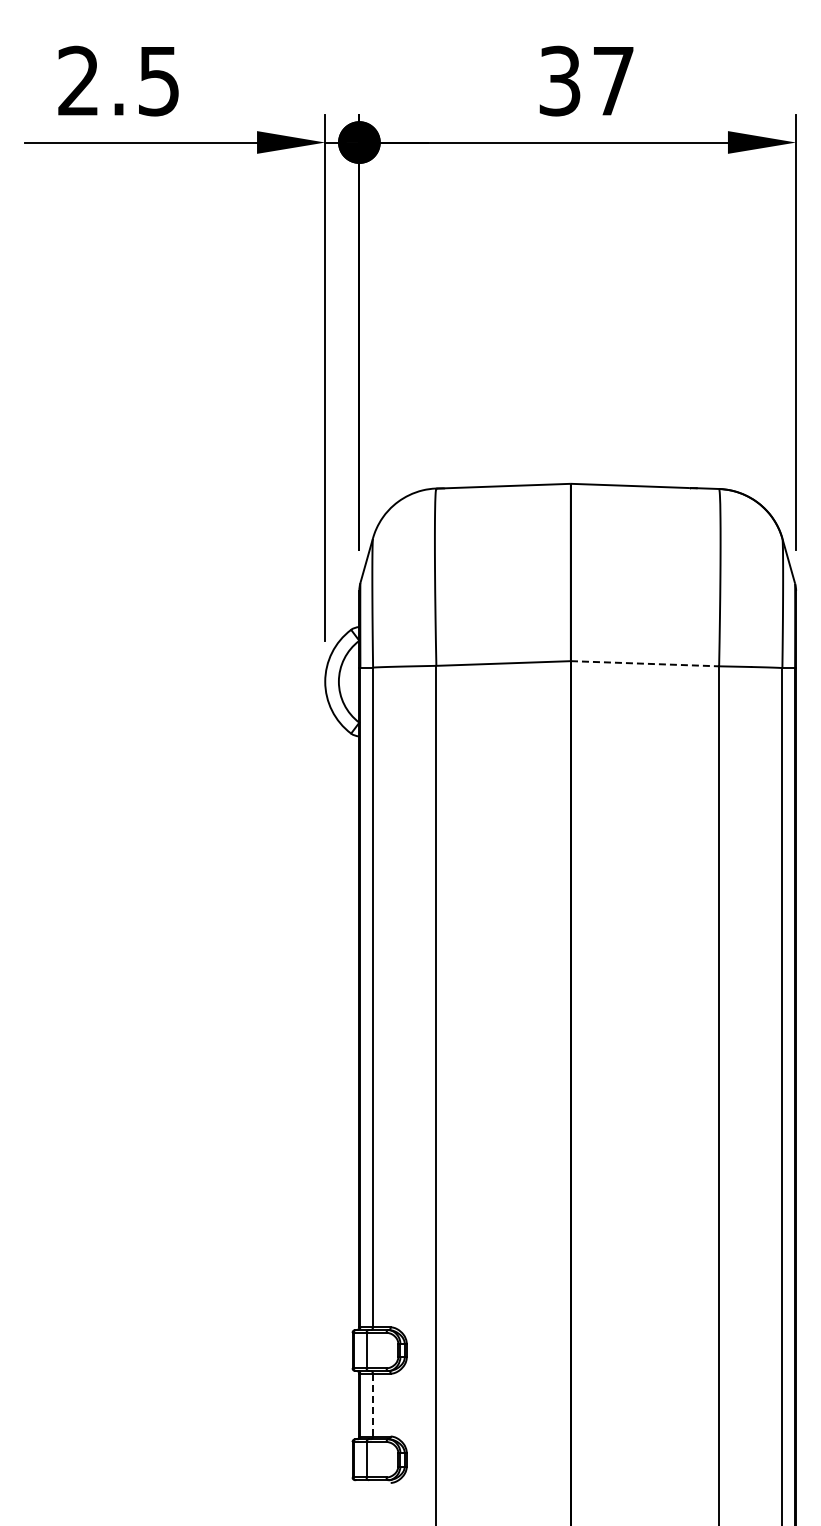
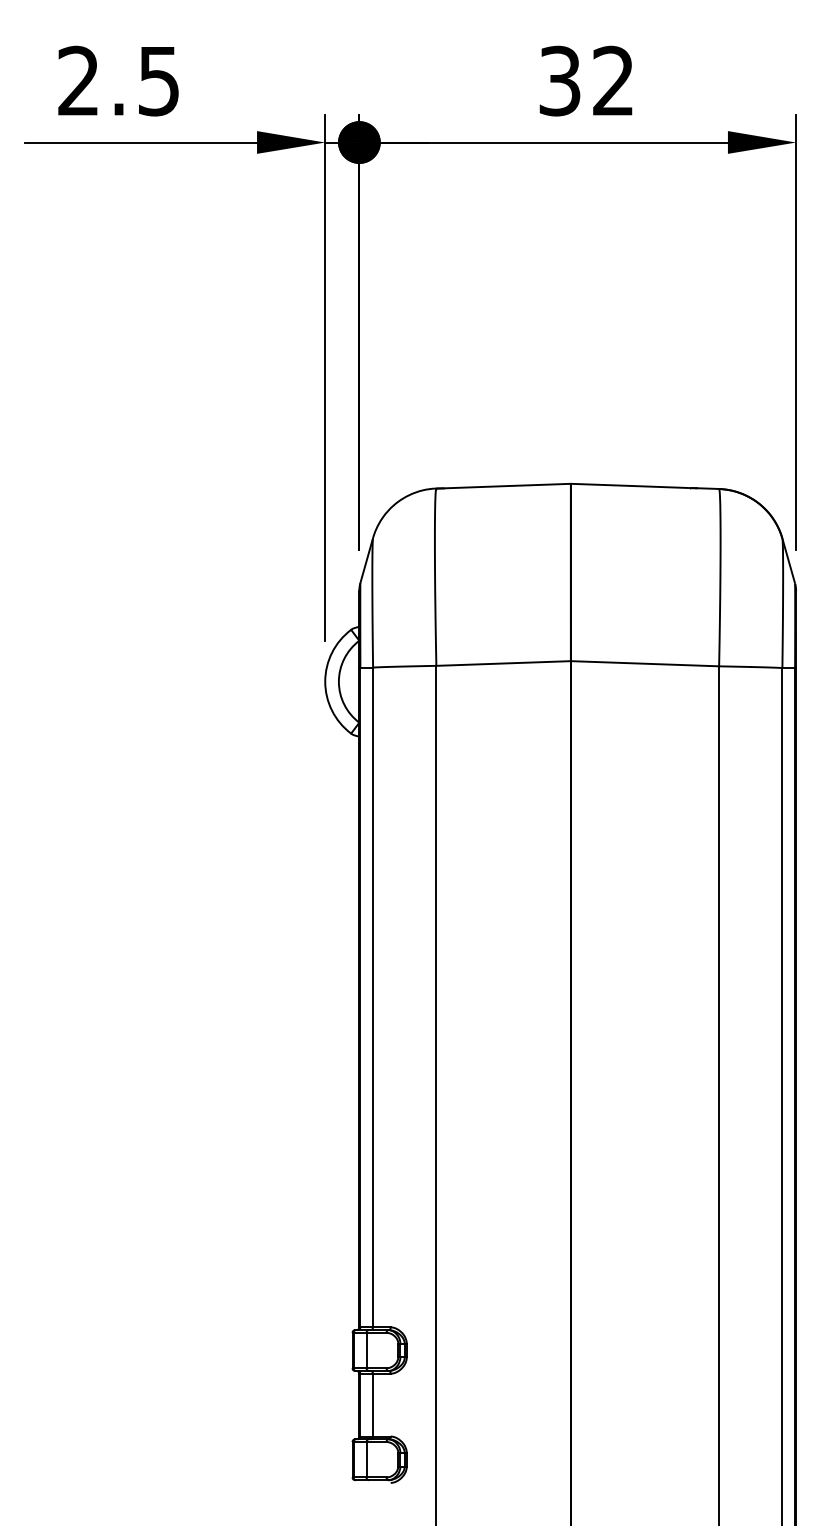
text: 37 -> 32 (613, 80)
line: dashed -> solid (645, 663)
line: dashed -> solid (373, 1405)
